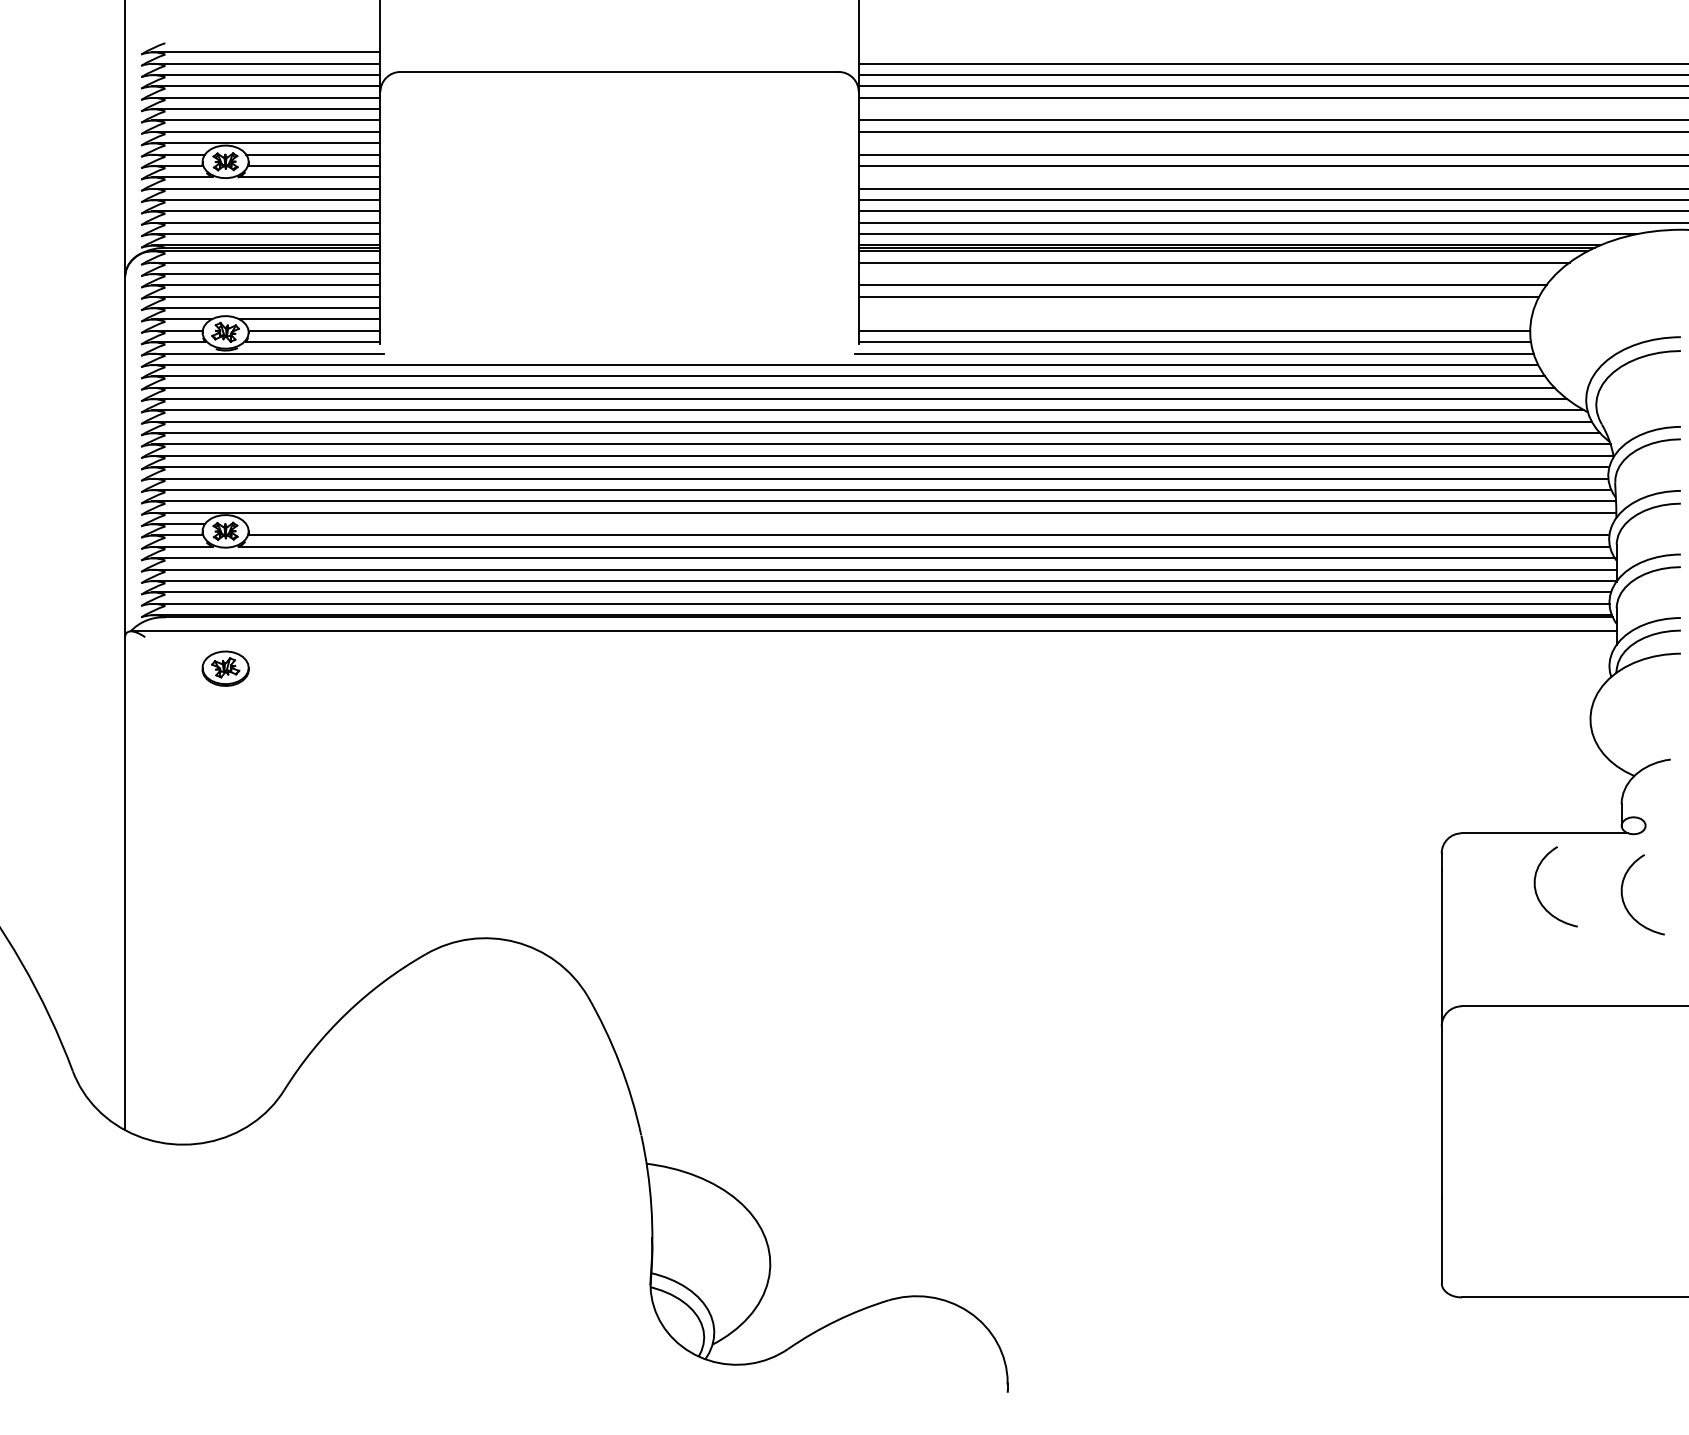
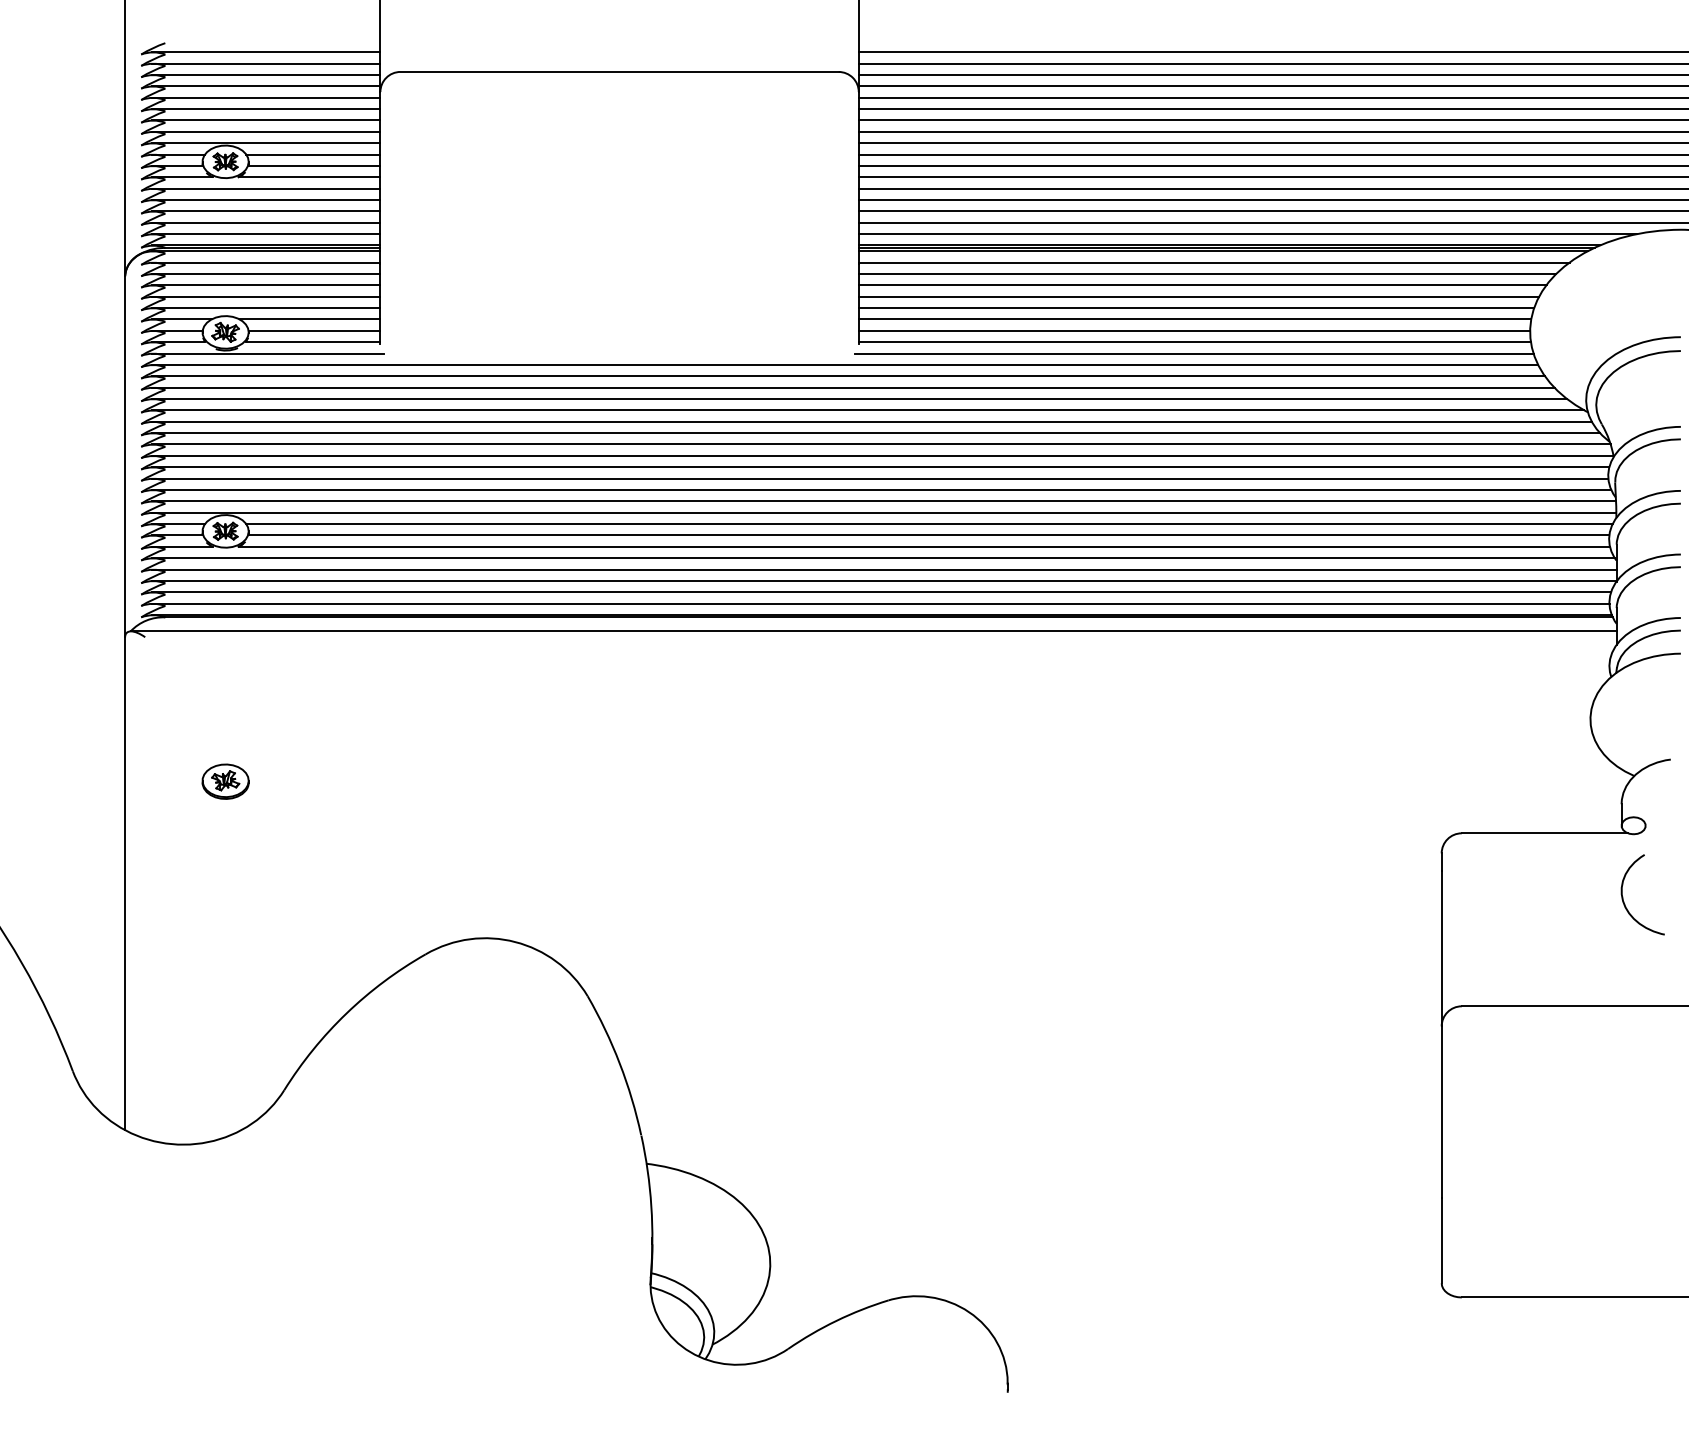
line: none -> present (1271, 52)
line: none -> present (1271, 109)
line: none -> present (1271, 143)
line: none -> present (1271, 177)
line: none -> present (1207, 273)
line: none -> present (1196, 308)
line: none -> present (1194, 319)
line: none -> present (929, 524)
part position: (225, 668) -> (225, 781) (225, 781)
curve: present -> none (1536, 888)
